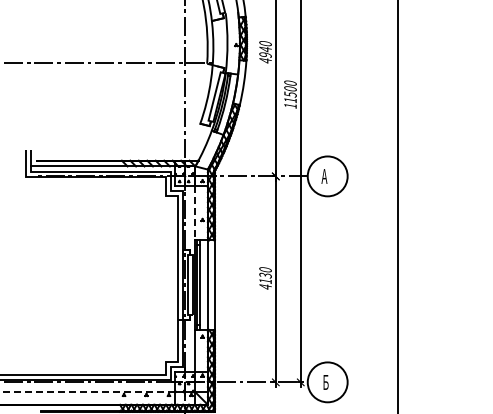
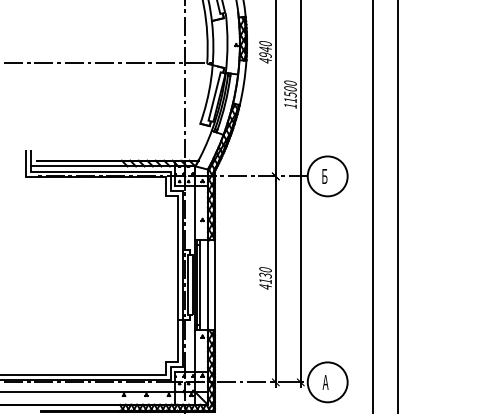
text: А -> Б (324, 176)
line: none -> present (373, 206)
line: dashed -> solid (195, 213)
text: Б -> А (325, 382)
line: dashed -> solid (87, 392)
